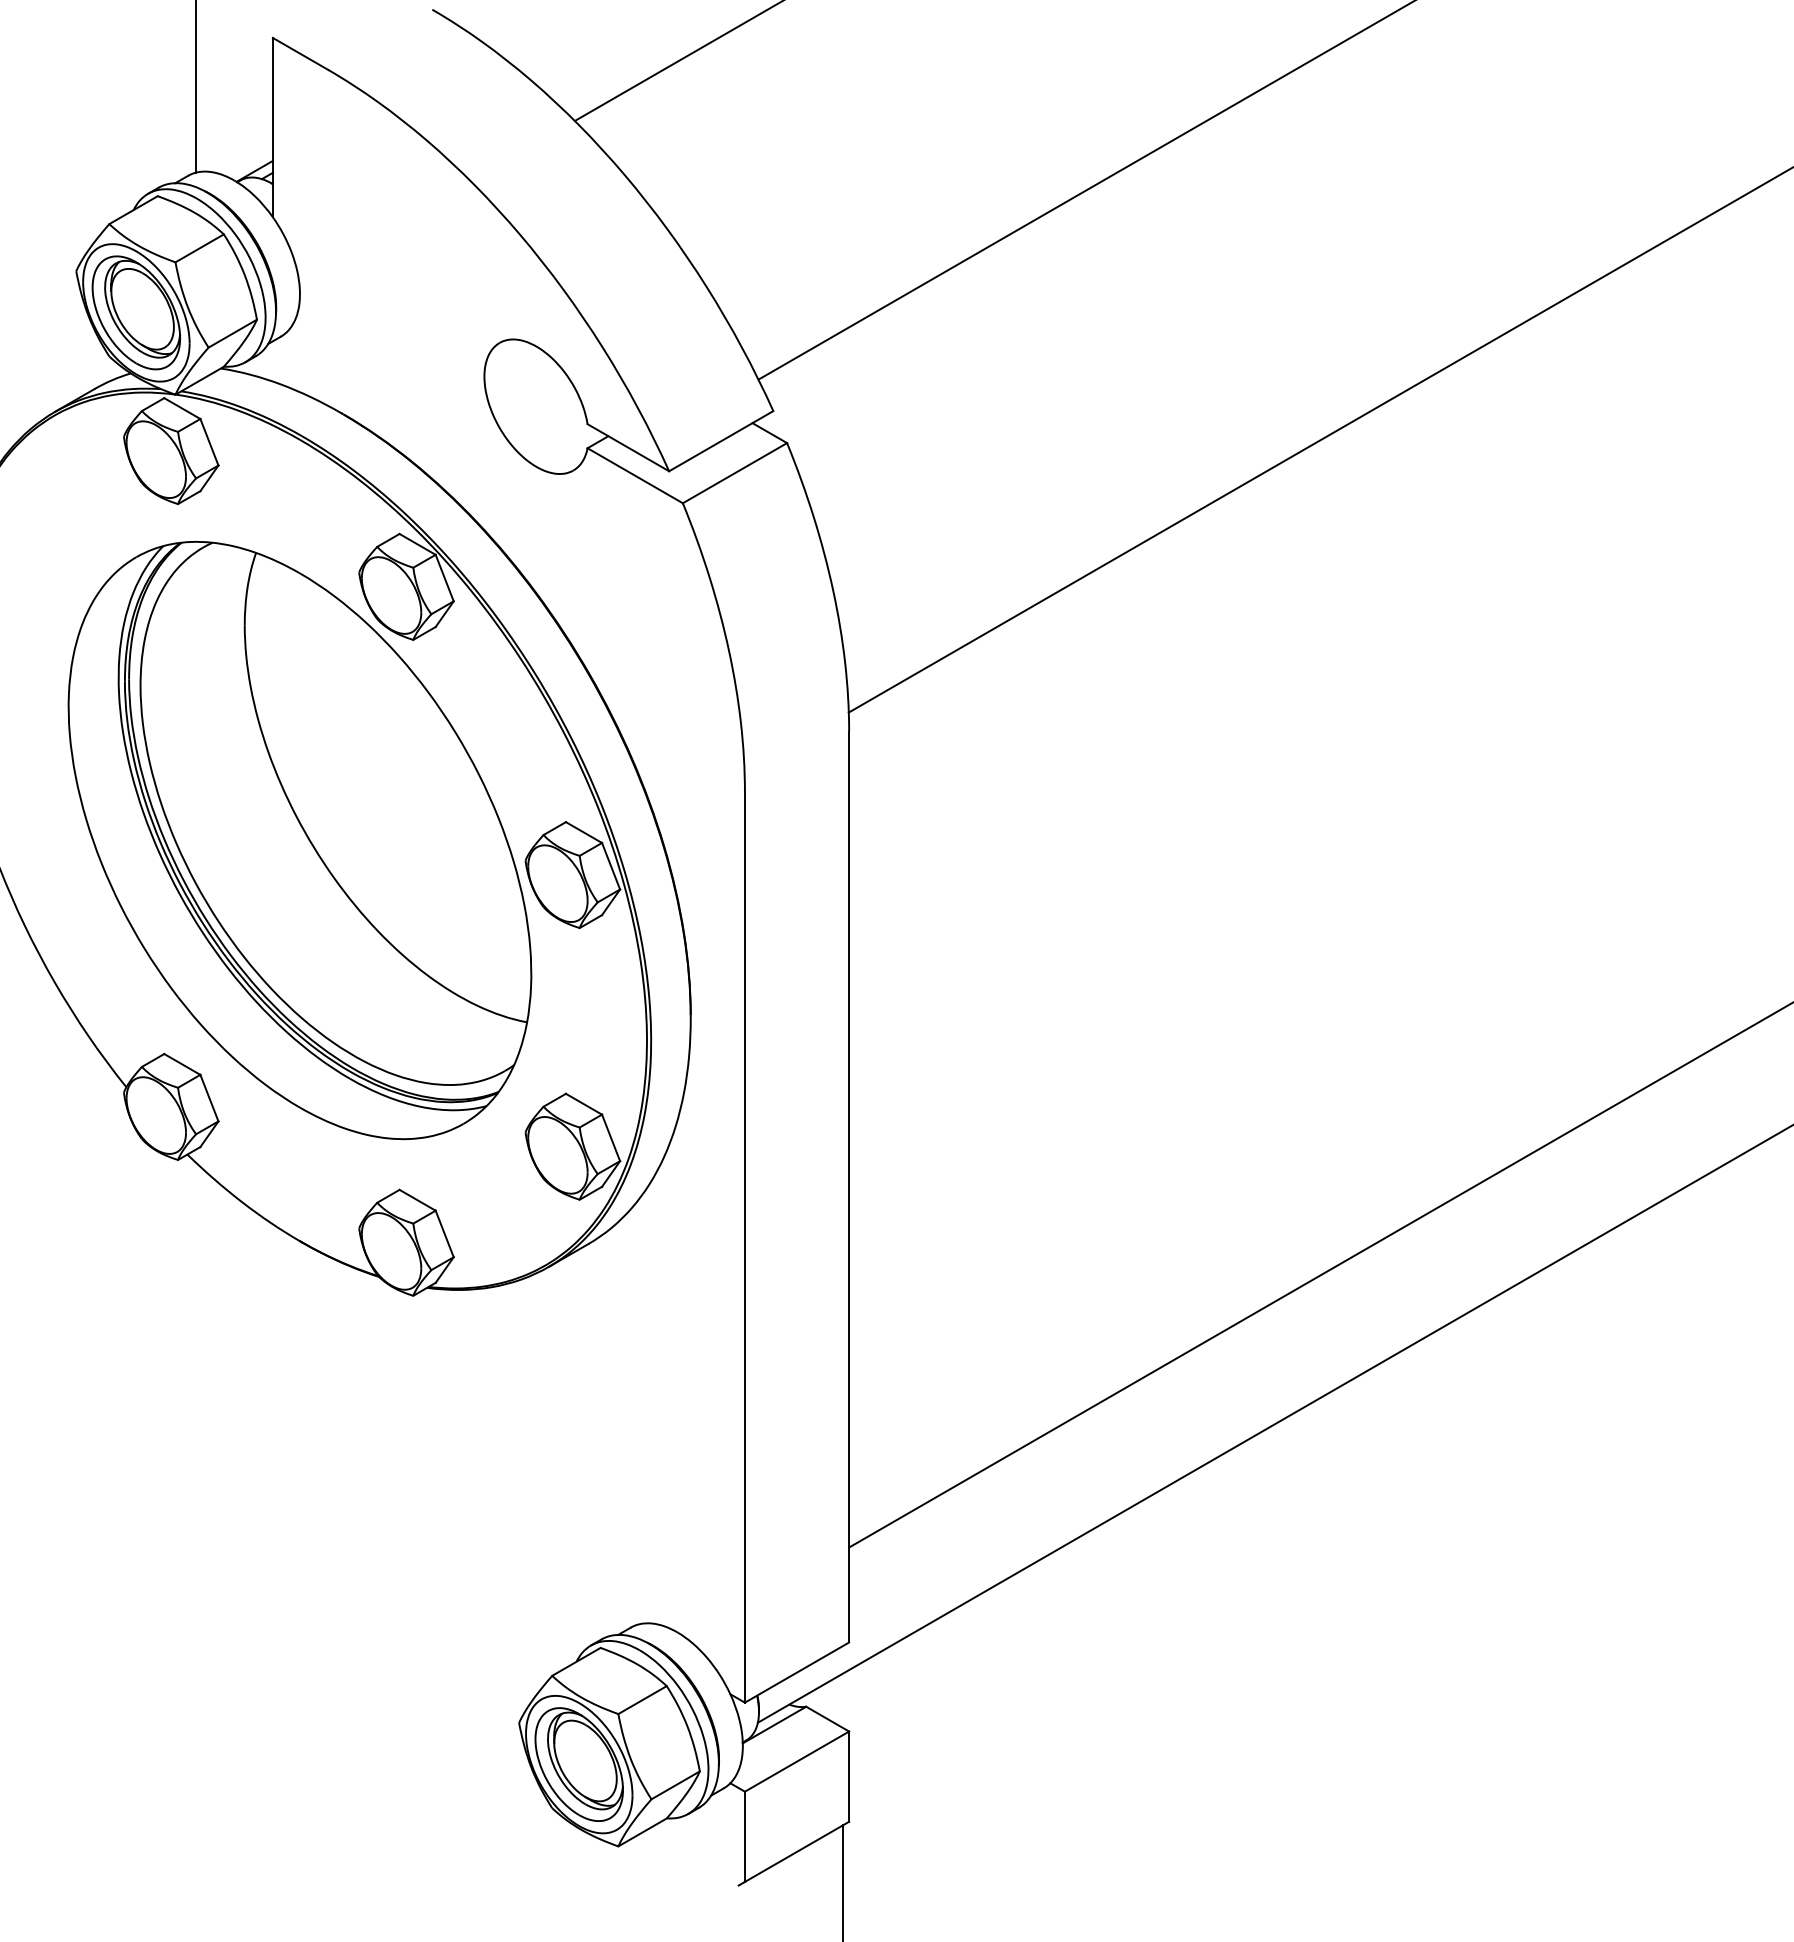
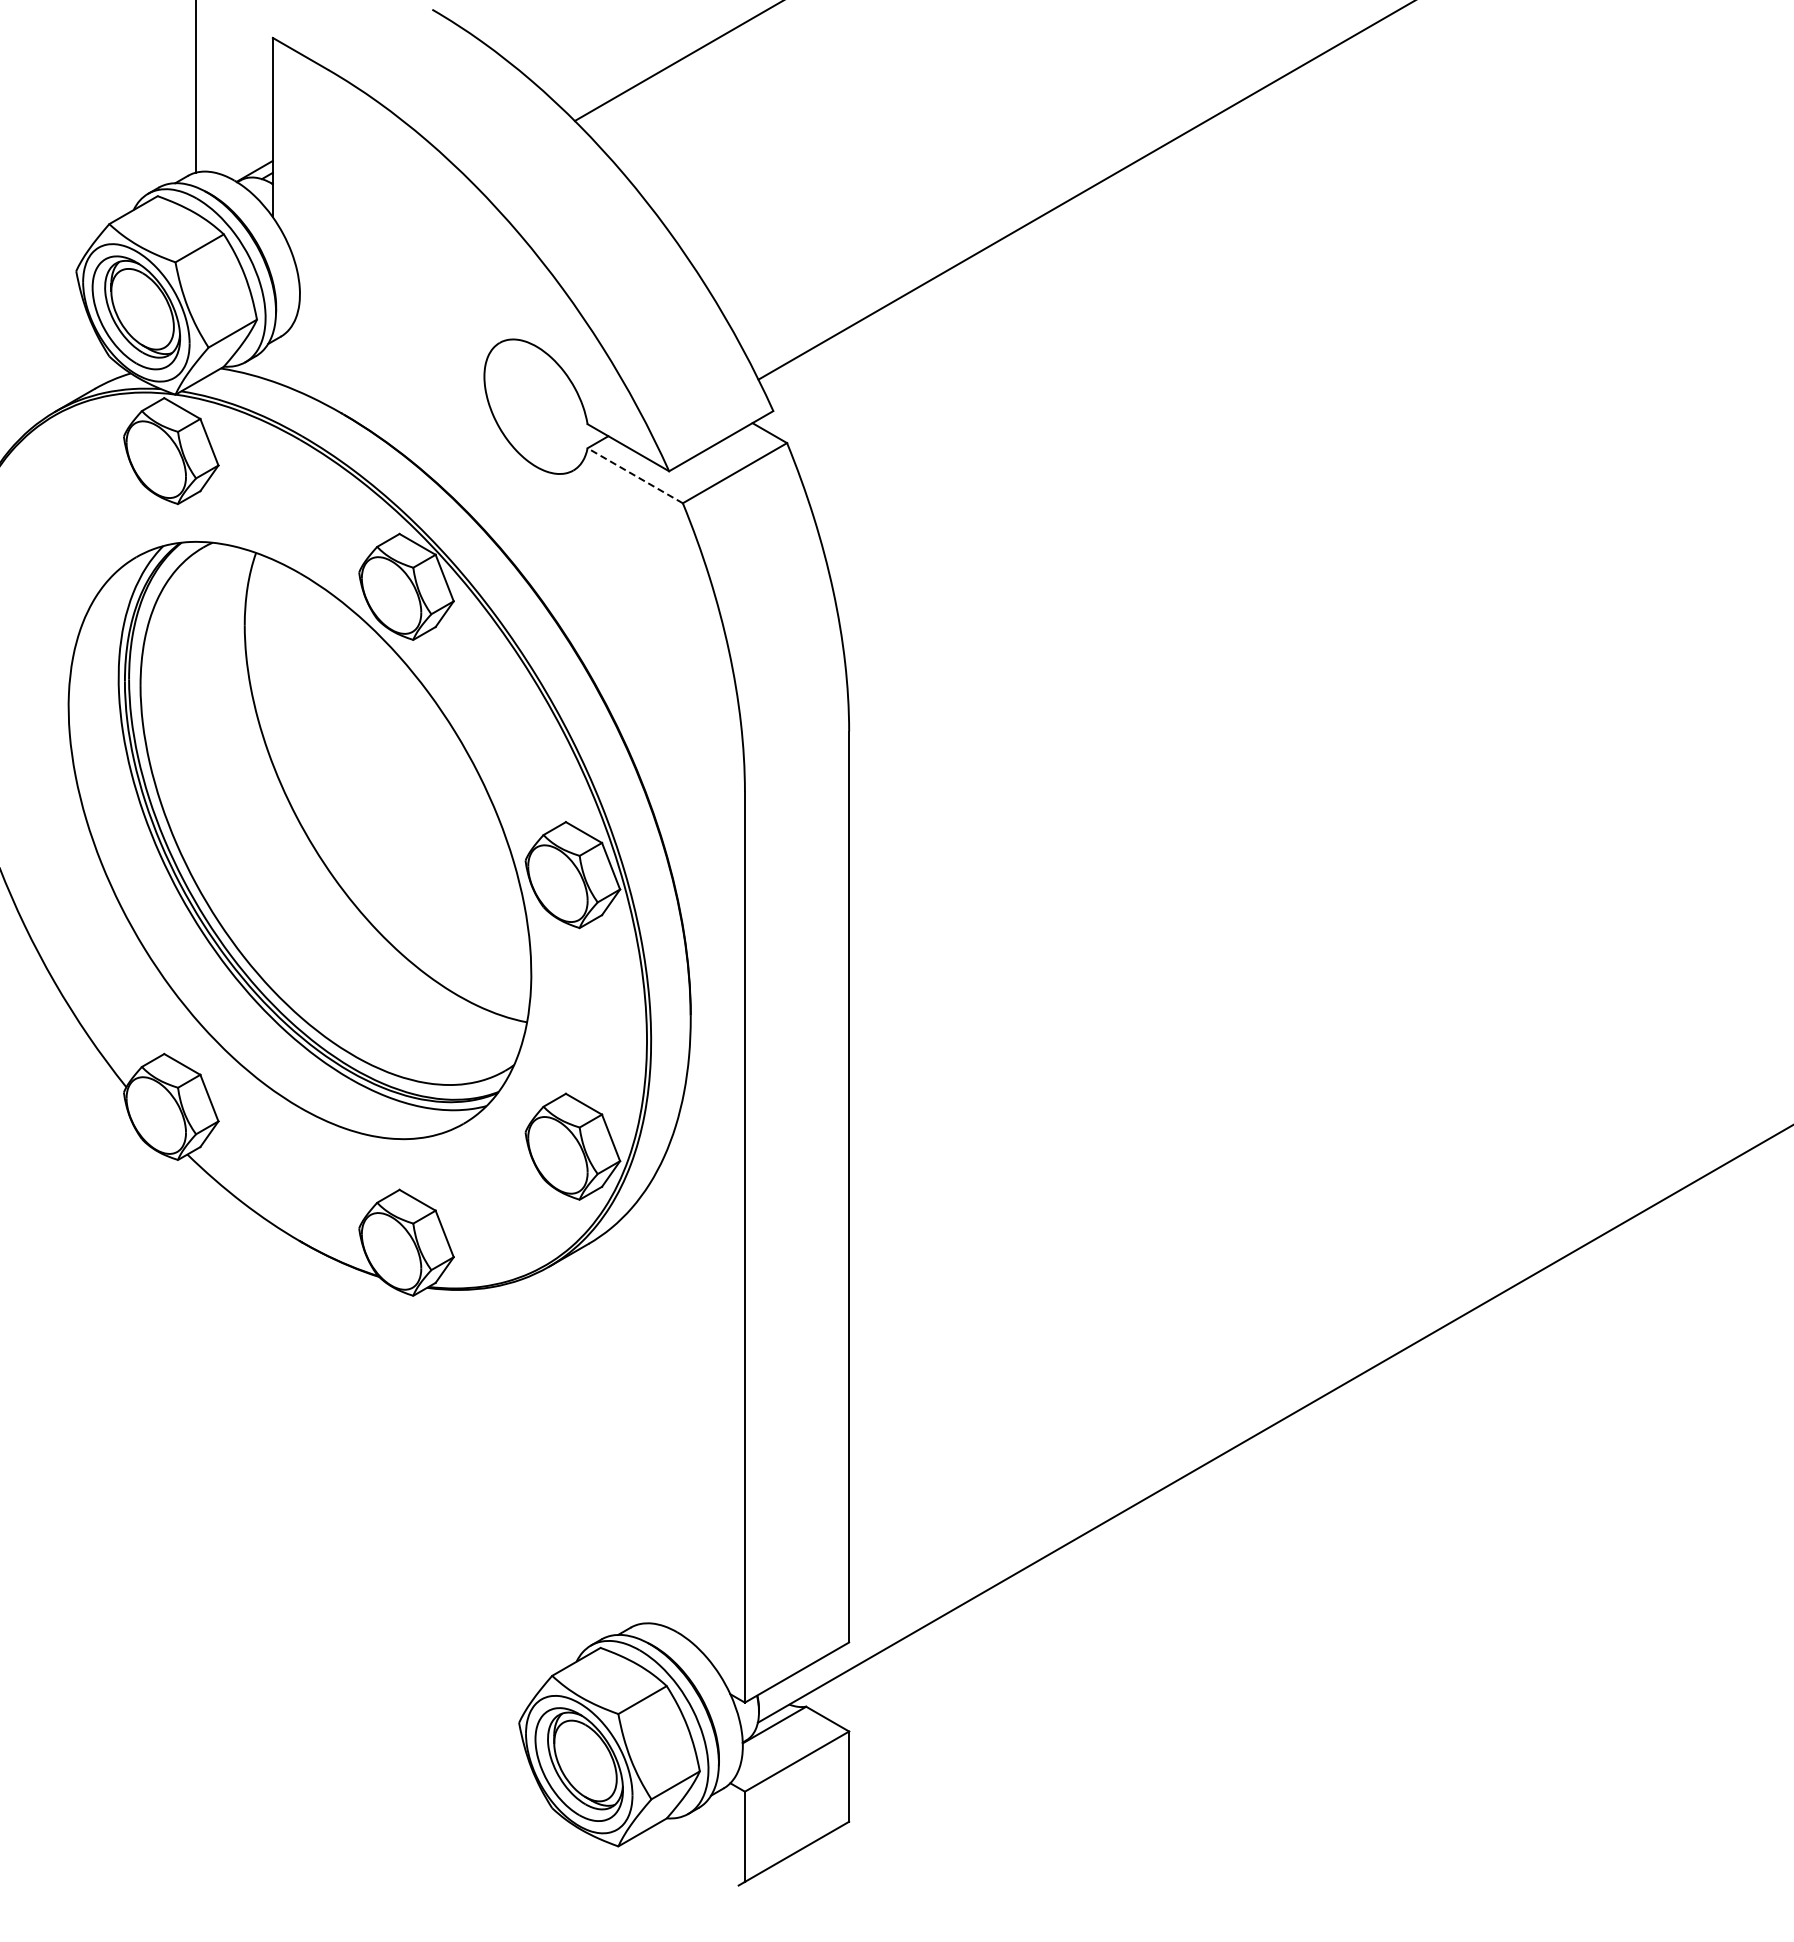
line: present -> none (1319, 440)
line: solid -> dashed (634, 475)
line: present -> none (1319, 1275)
line: present -> none (842, 1881)
